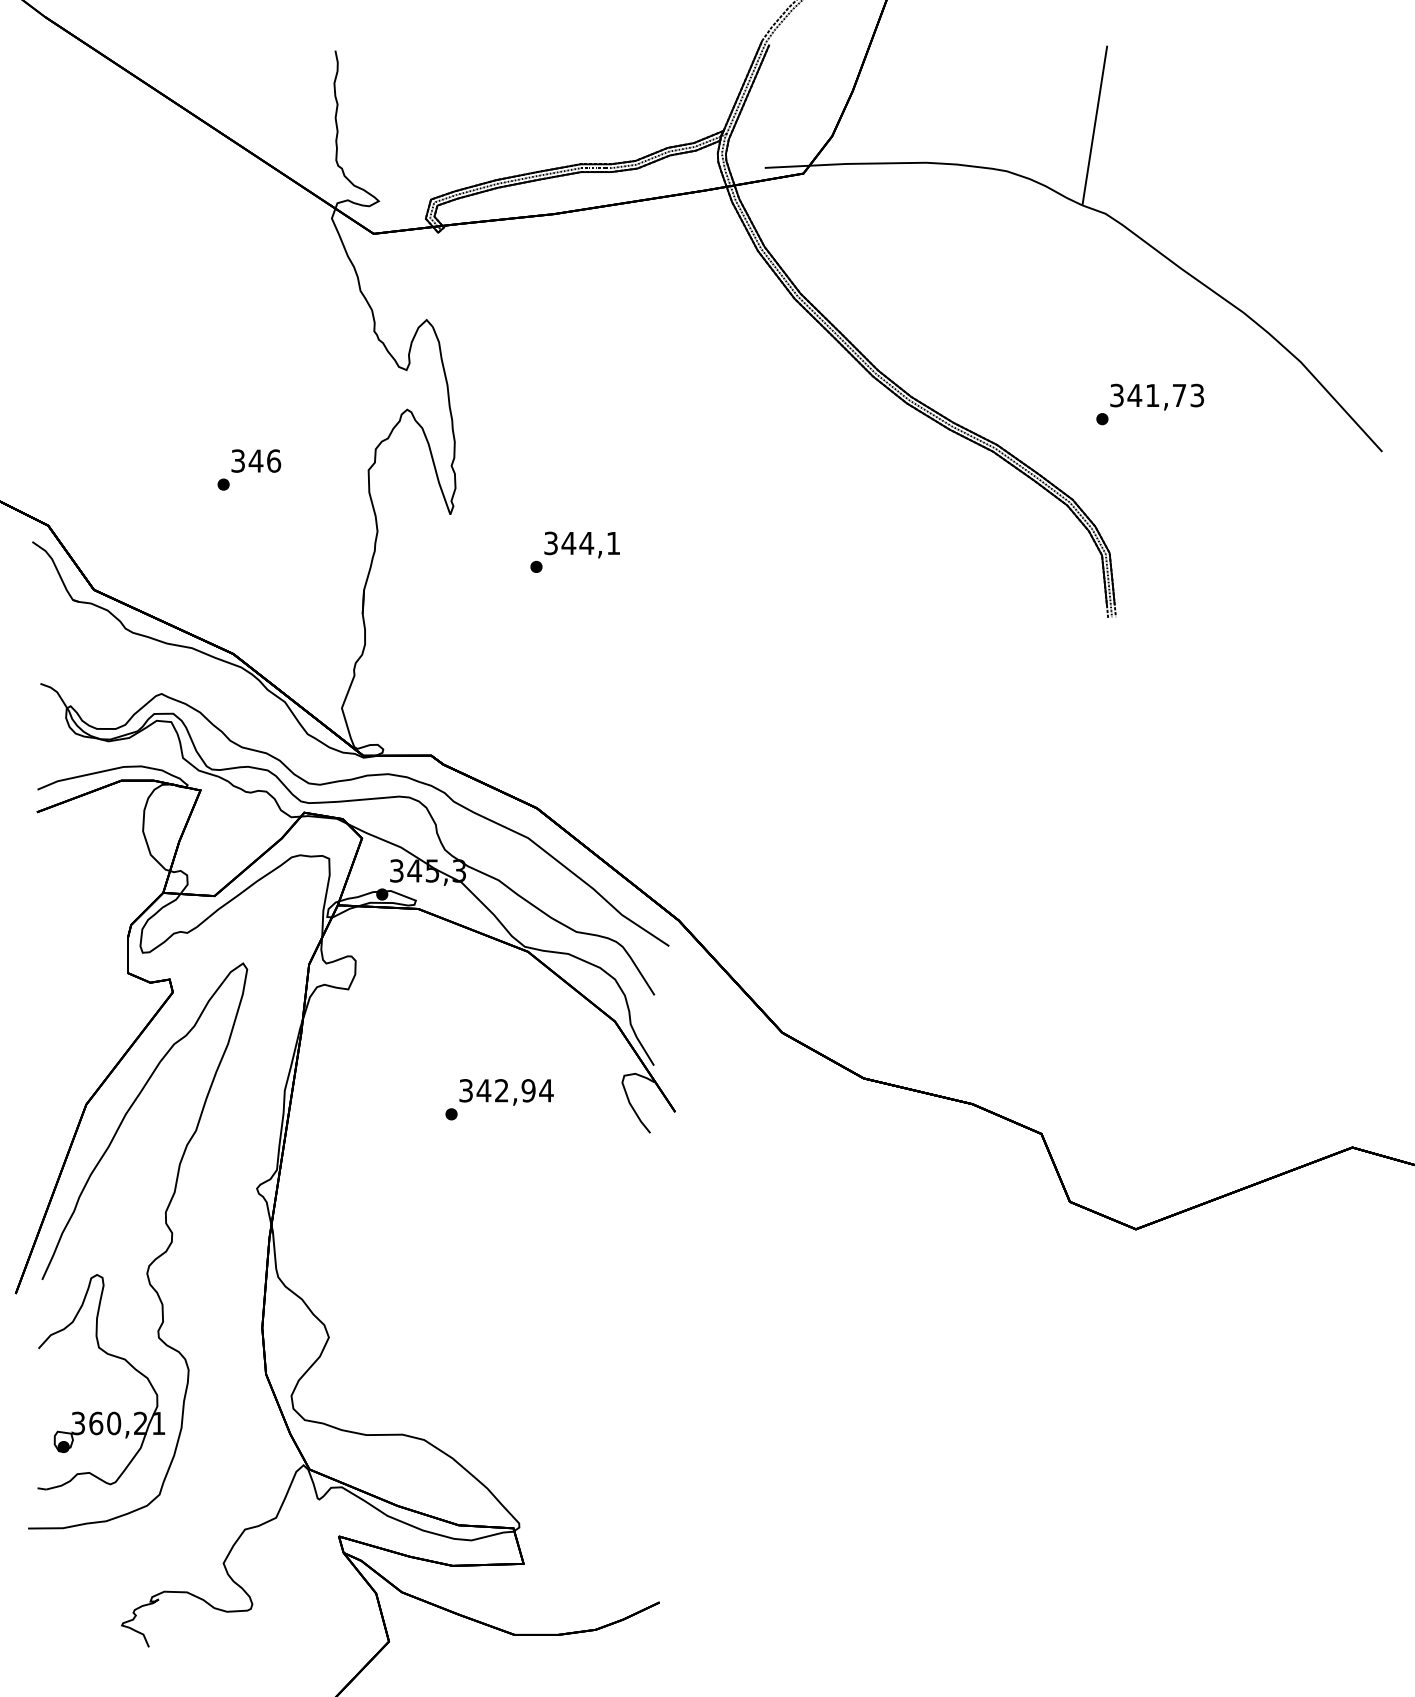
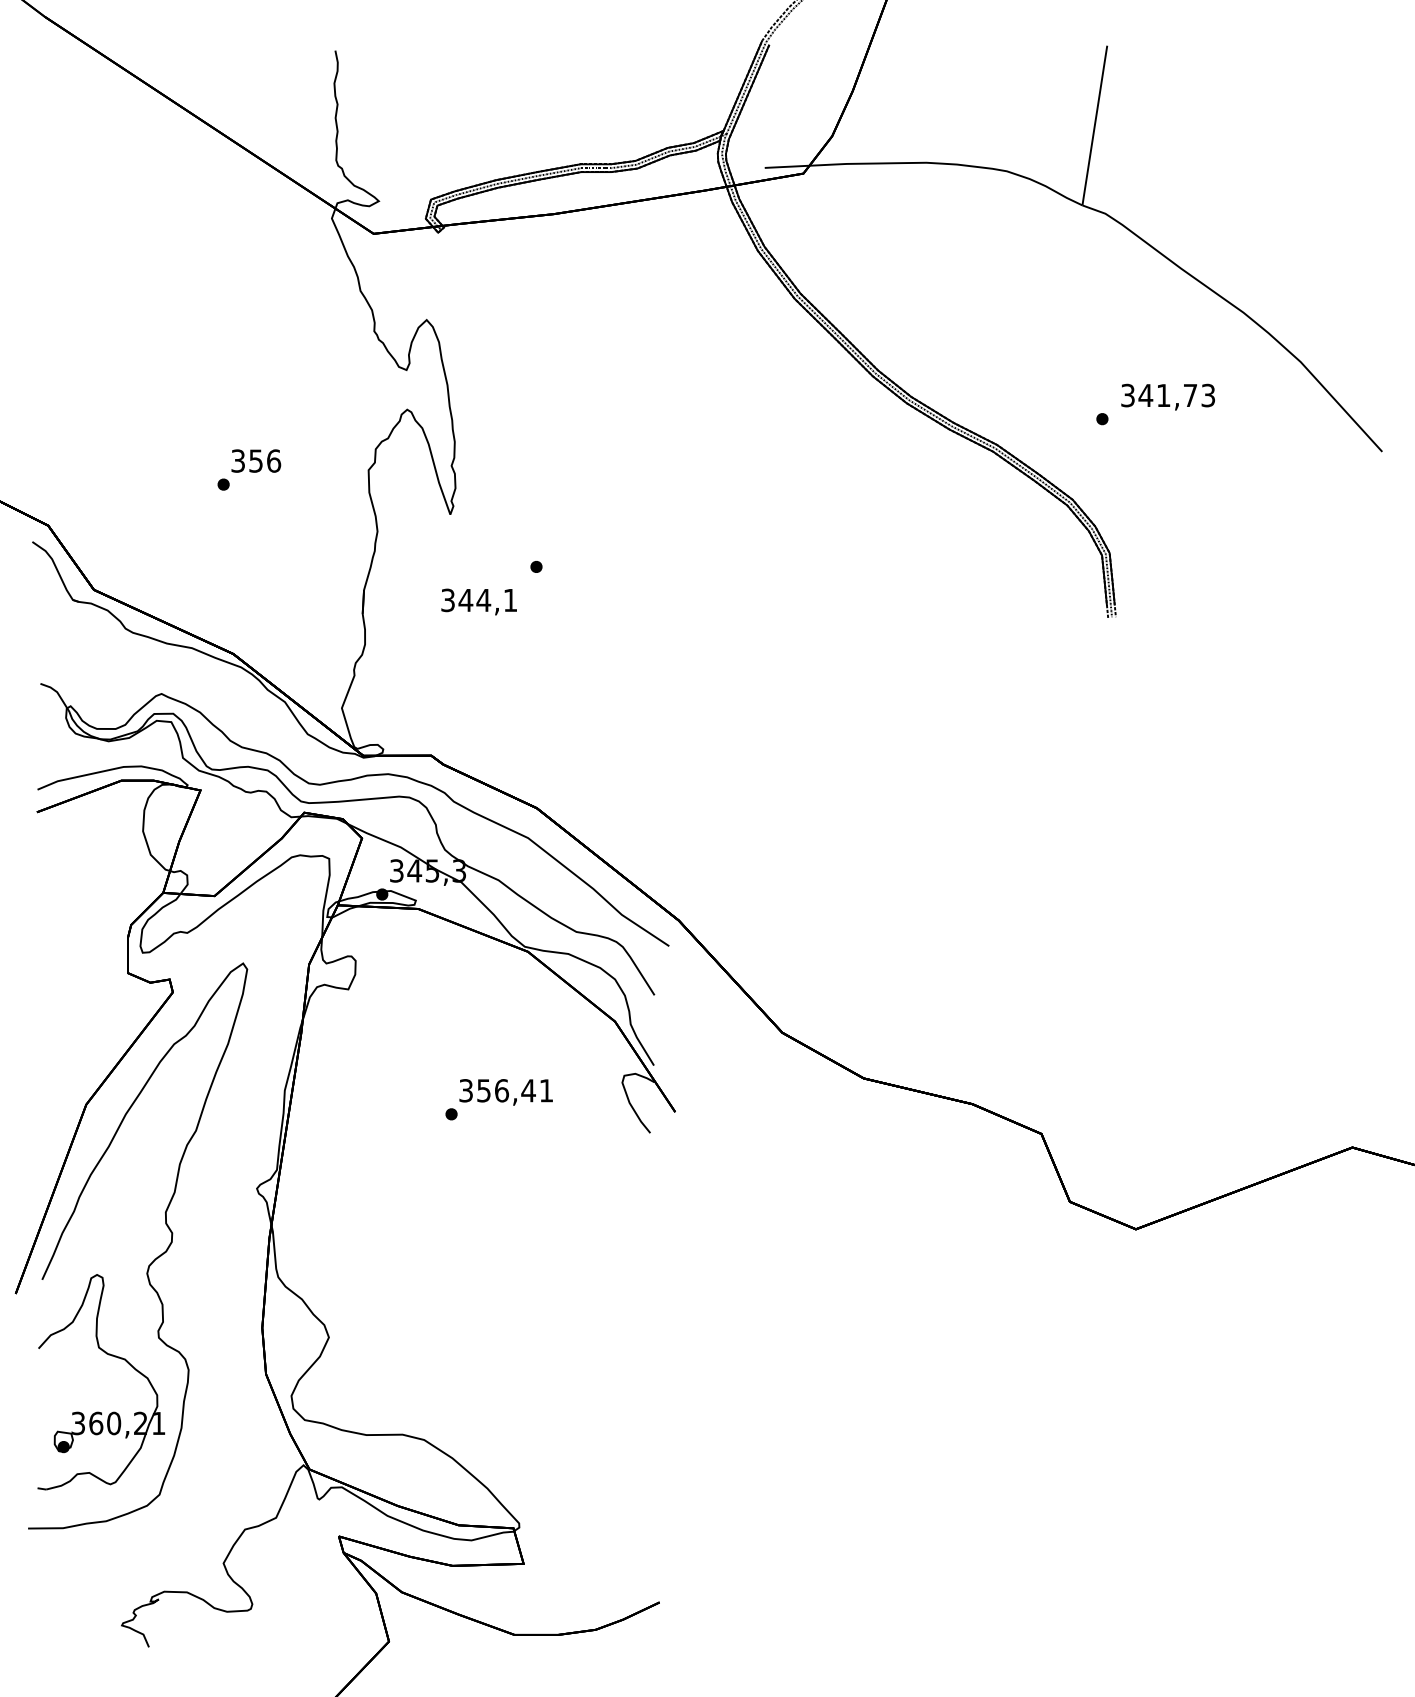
text position: (1156, 396) -> (1167, 396) (1167, 396)
text: 346 -> 356 (255, 460)
text position: (581, 544) -> (478, 601) (478, 601)
text: 342,94 -> 356,41 (514, 1090)
